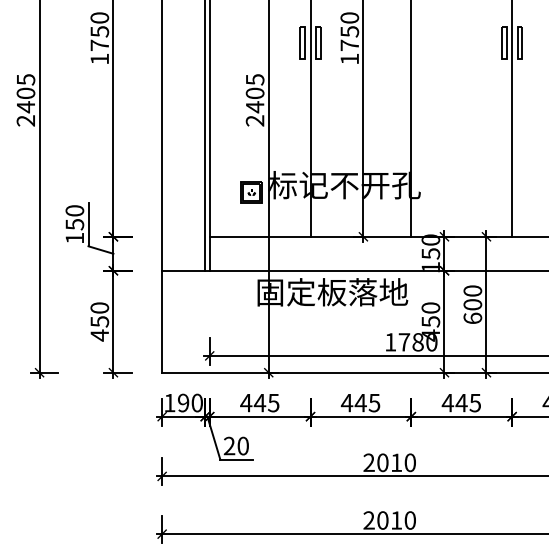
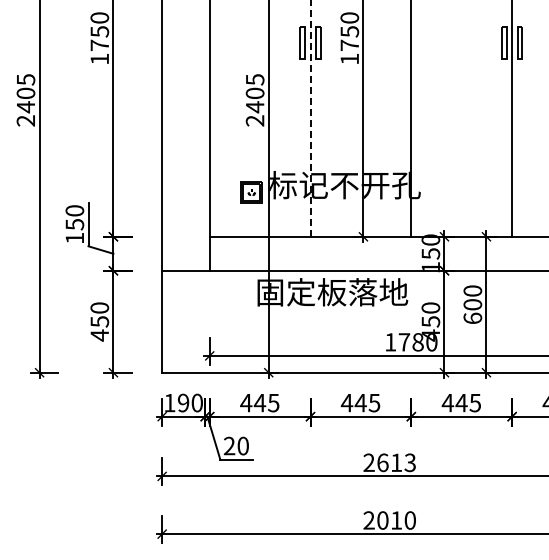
line: solid -> dashed (310, 117)
line: present -> none (205, 136)
text: 2010 -> 2613 (396, 462)
